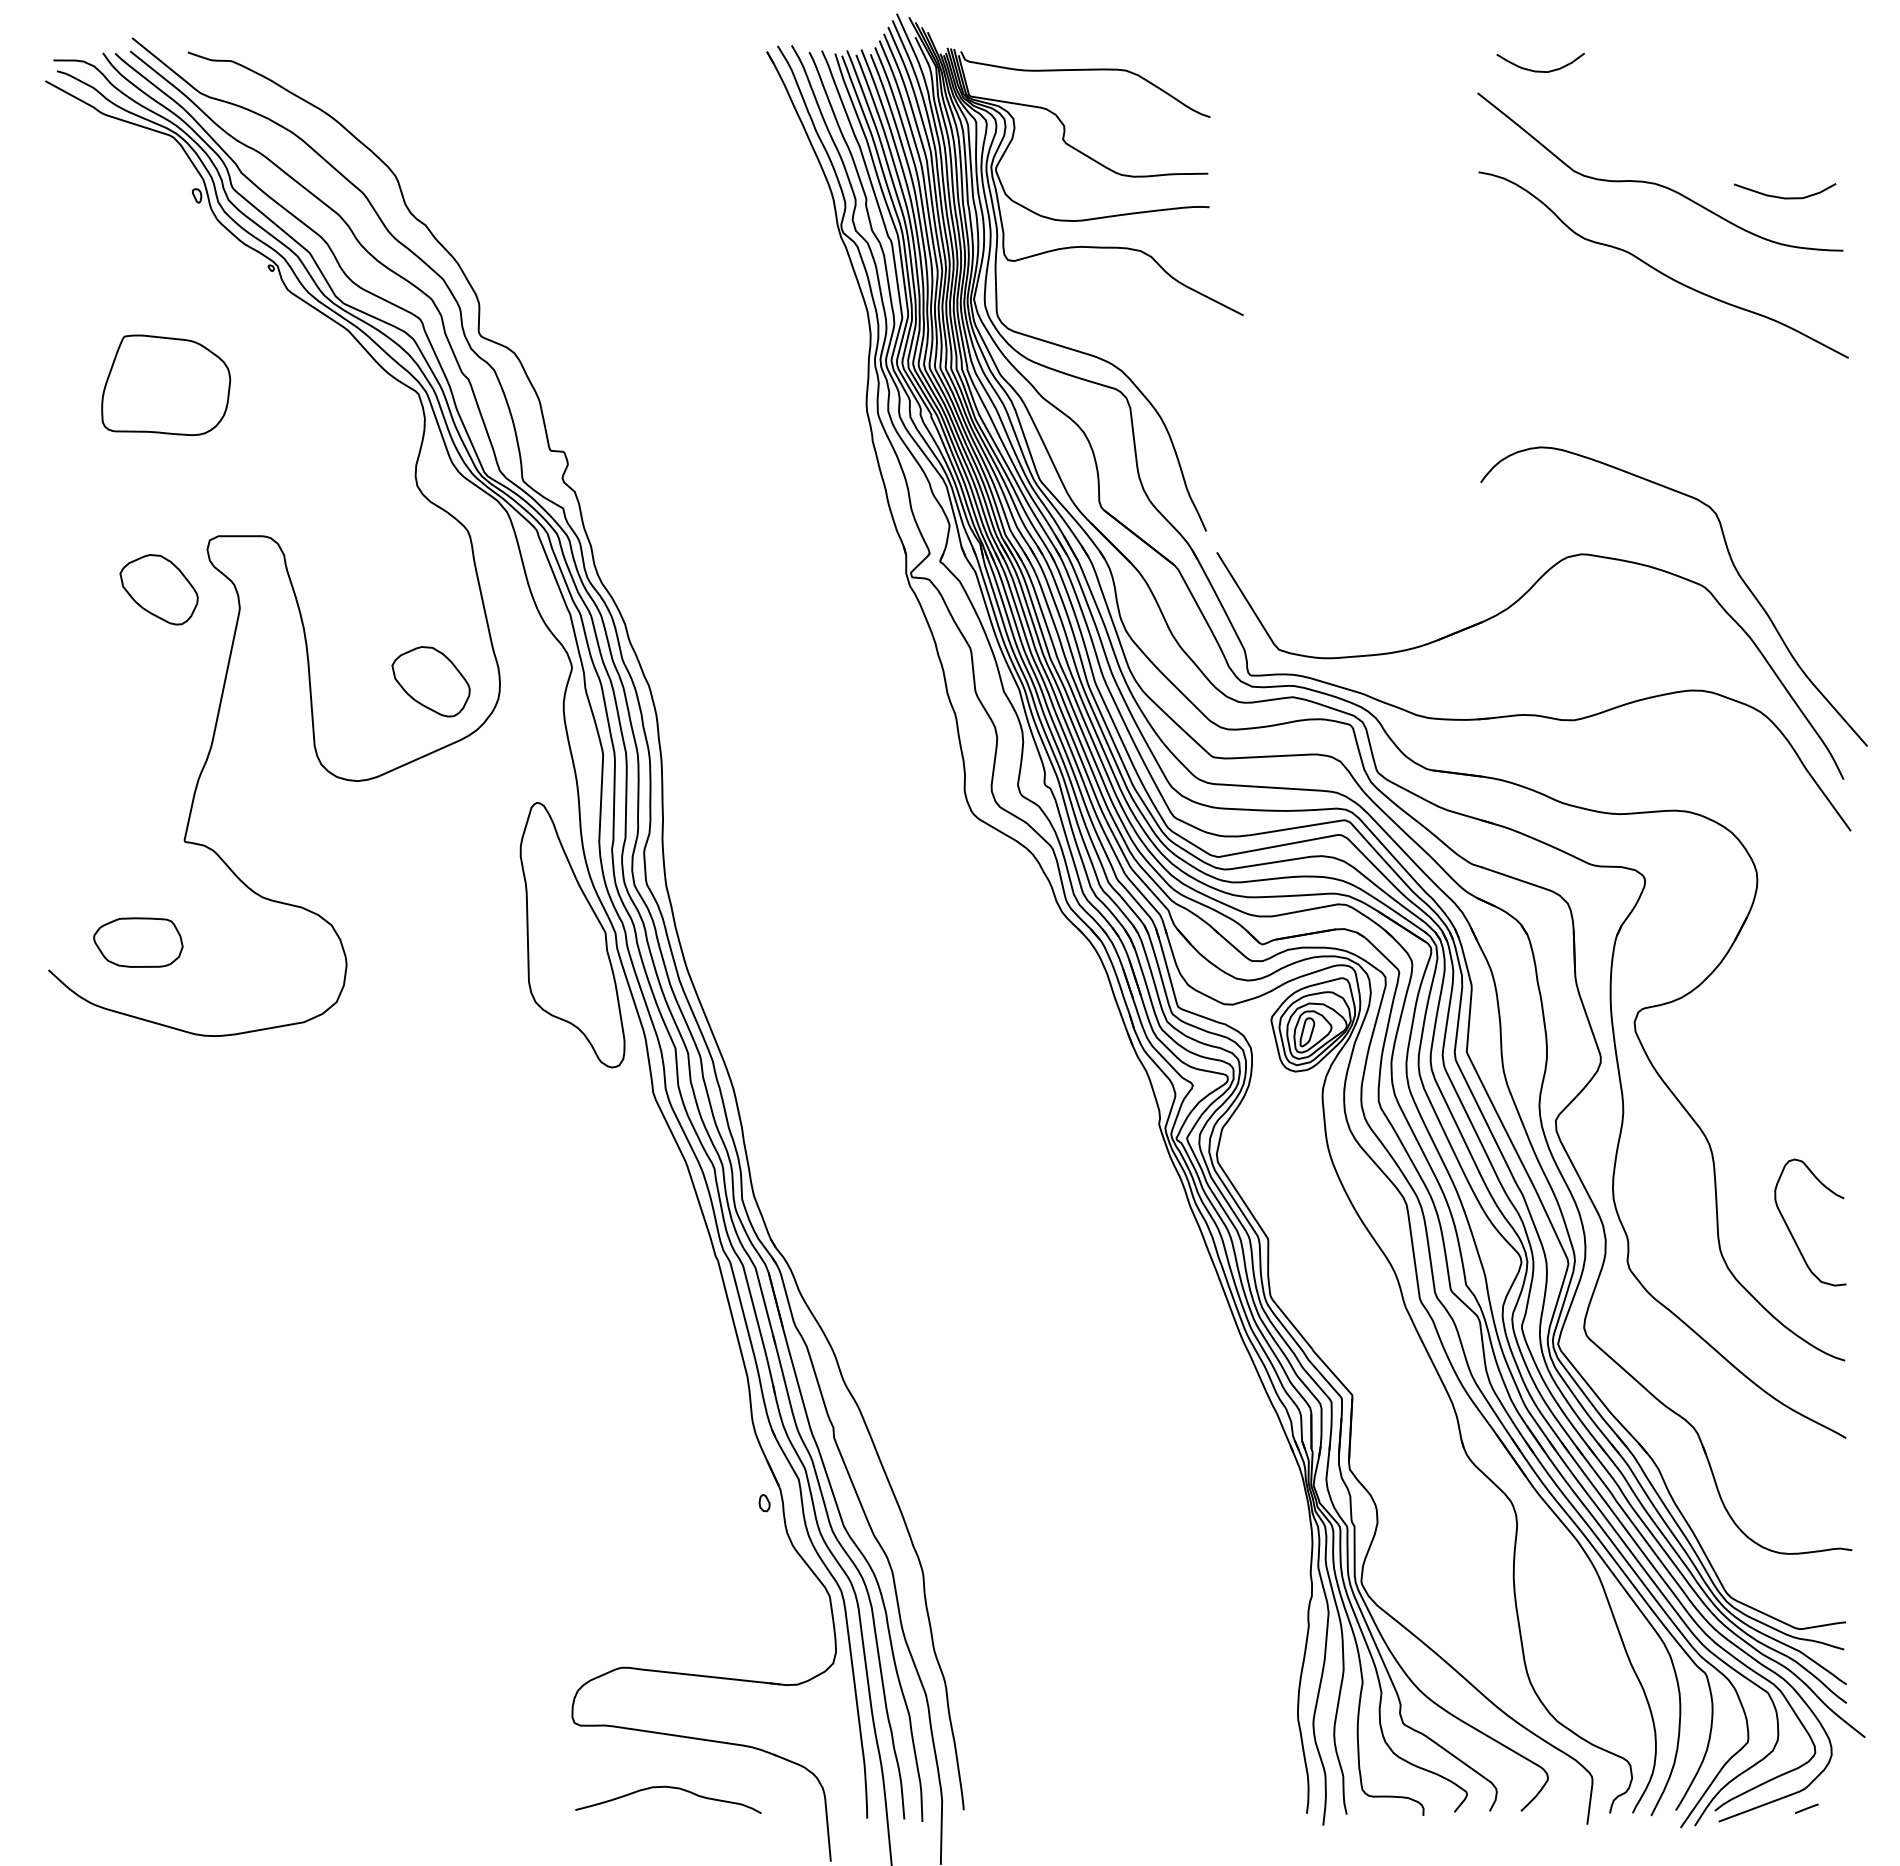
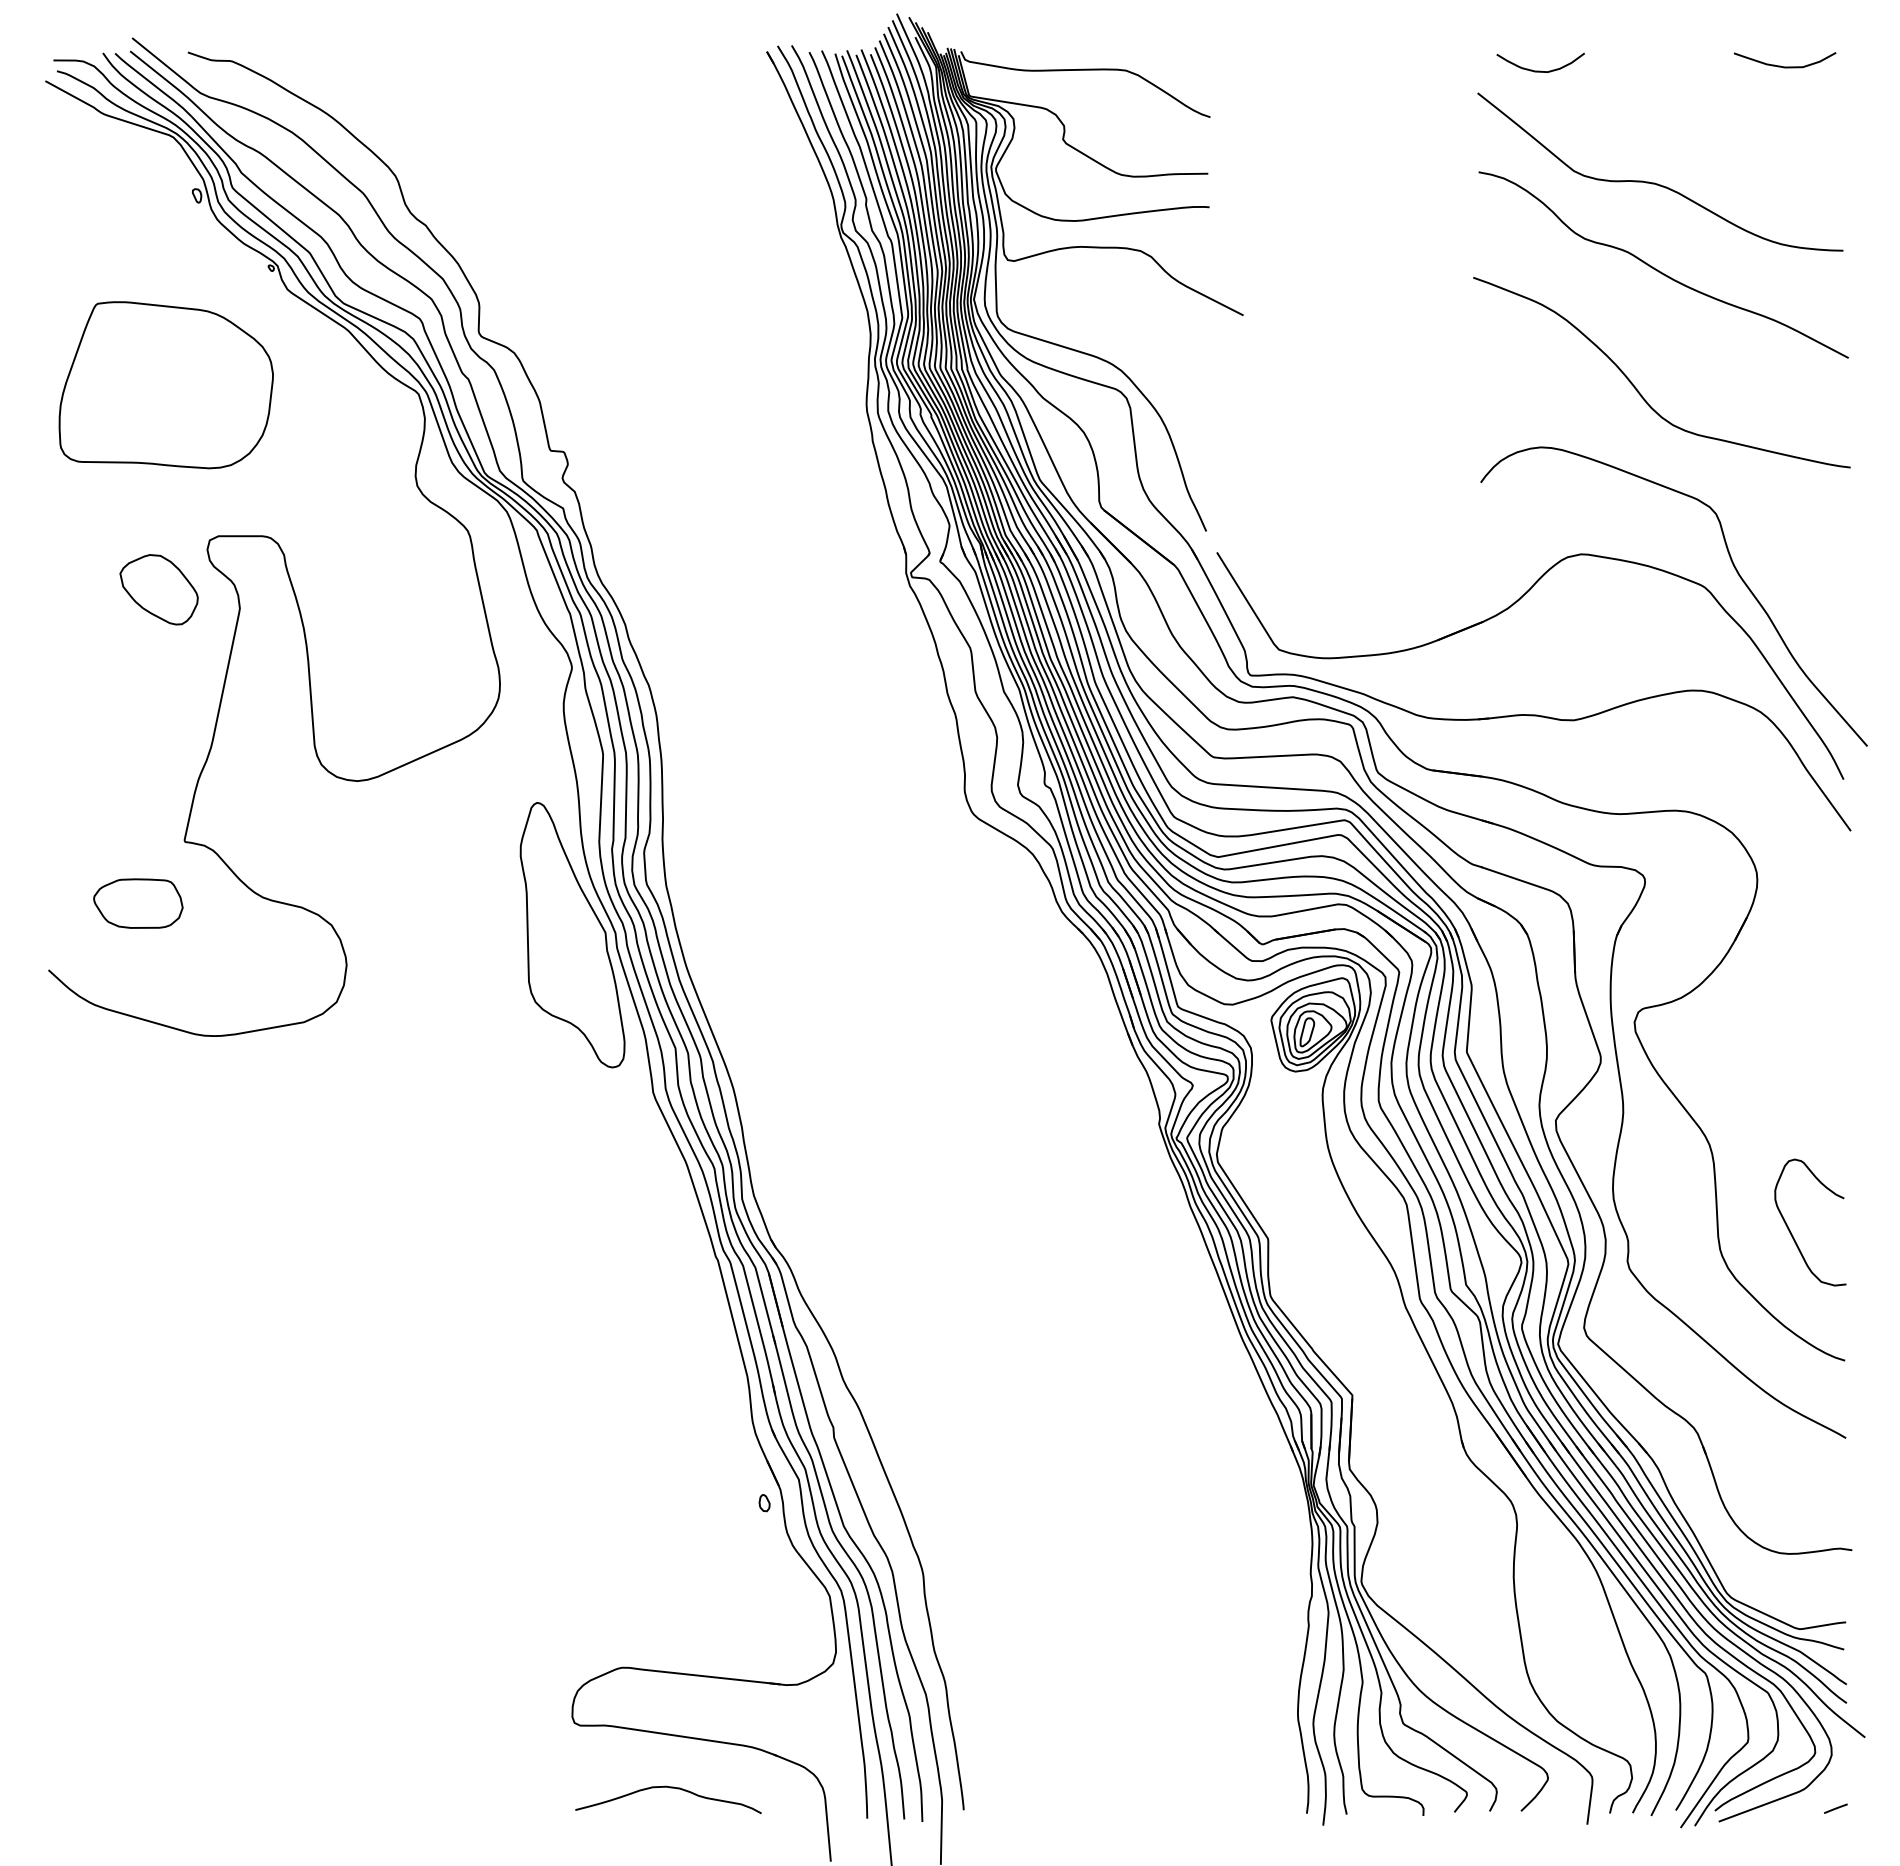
curve position: (1785, 197) -> (1785, 66) (1785, 66)
part size: 131x103 px -> 216x169 px (165, 385)
curve: none -> present (1639, 391)
part: present -> none (430, 681)
part position: (138, 942) -> (138, 903) (138, 903)
line position: (1806, 1808) -> (1835, 1808) (1835, 1808)
